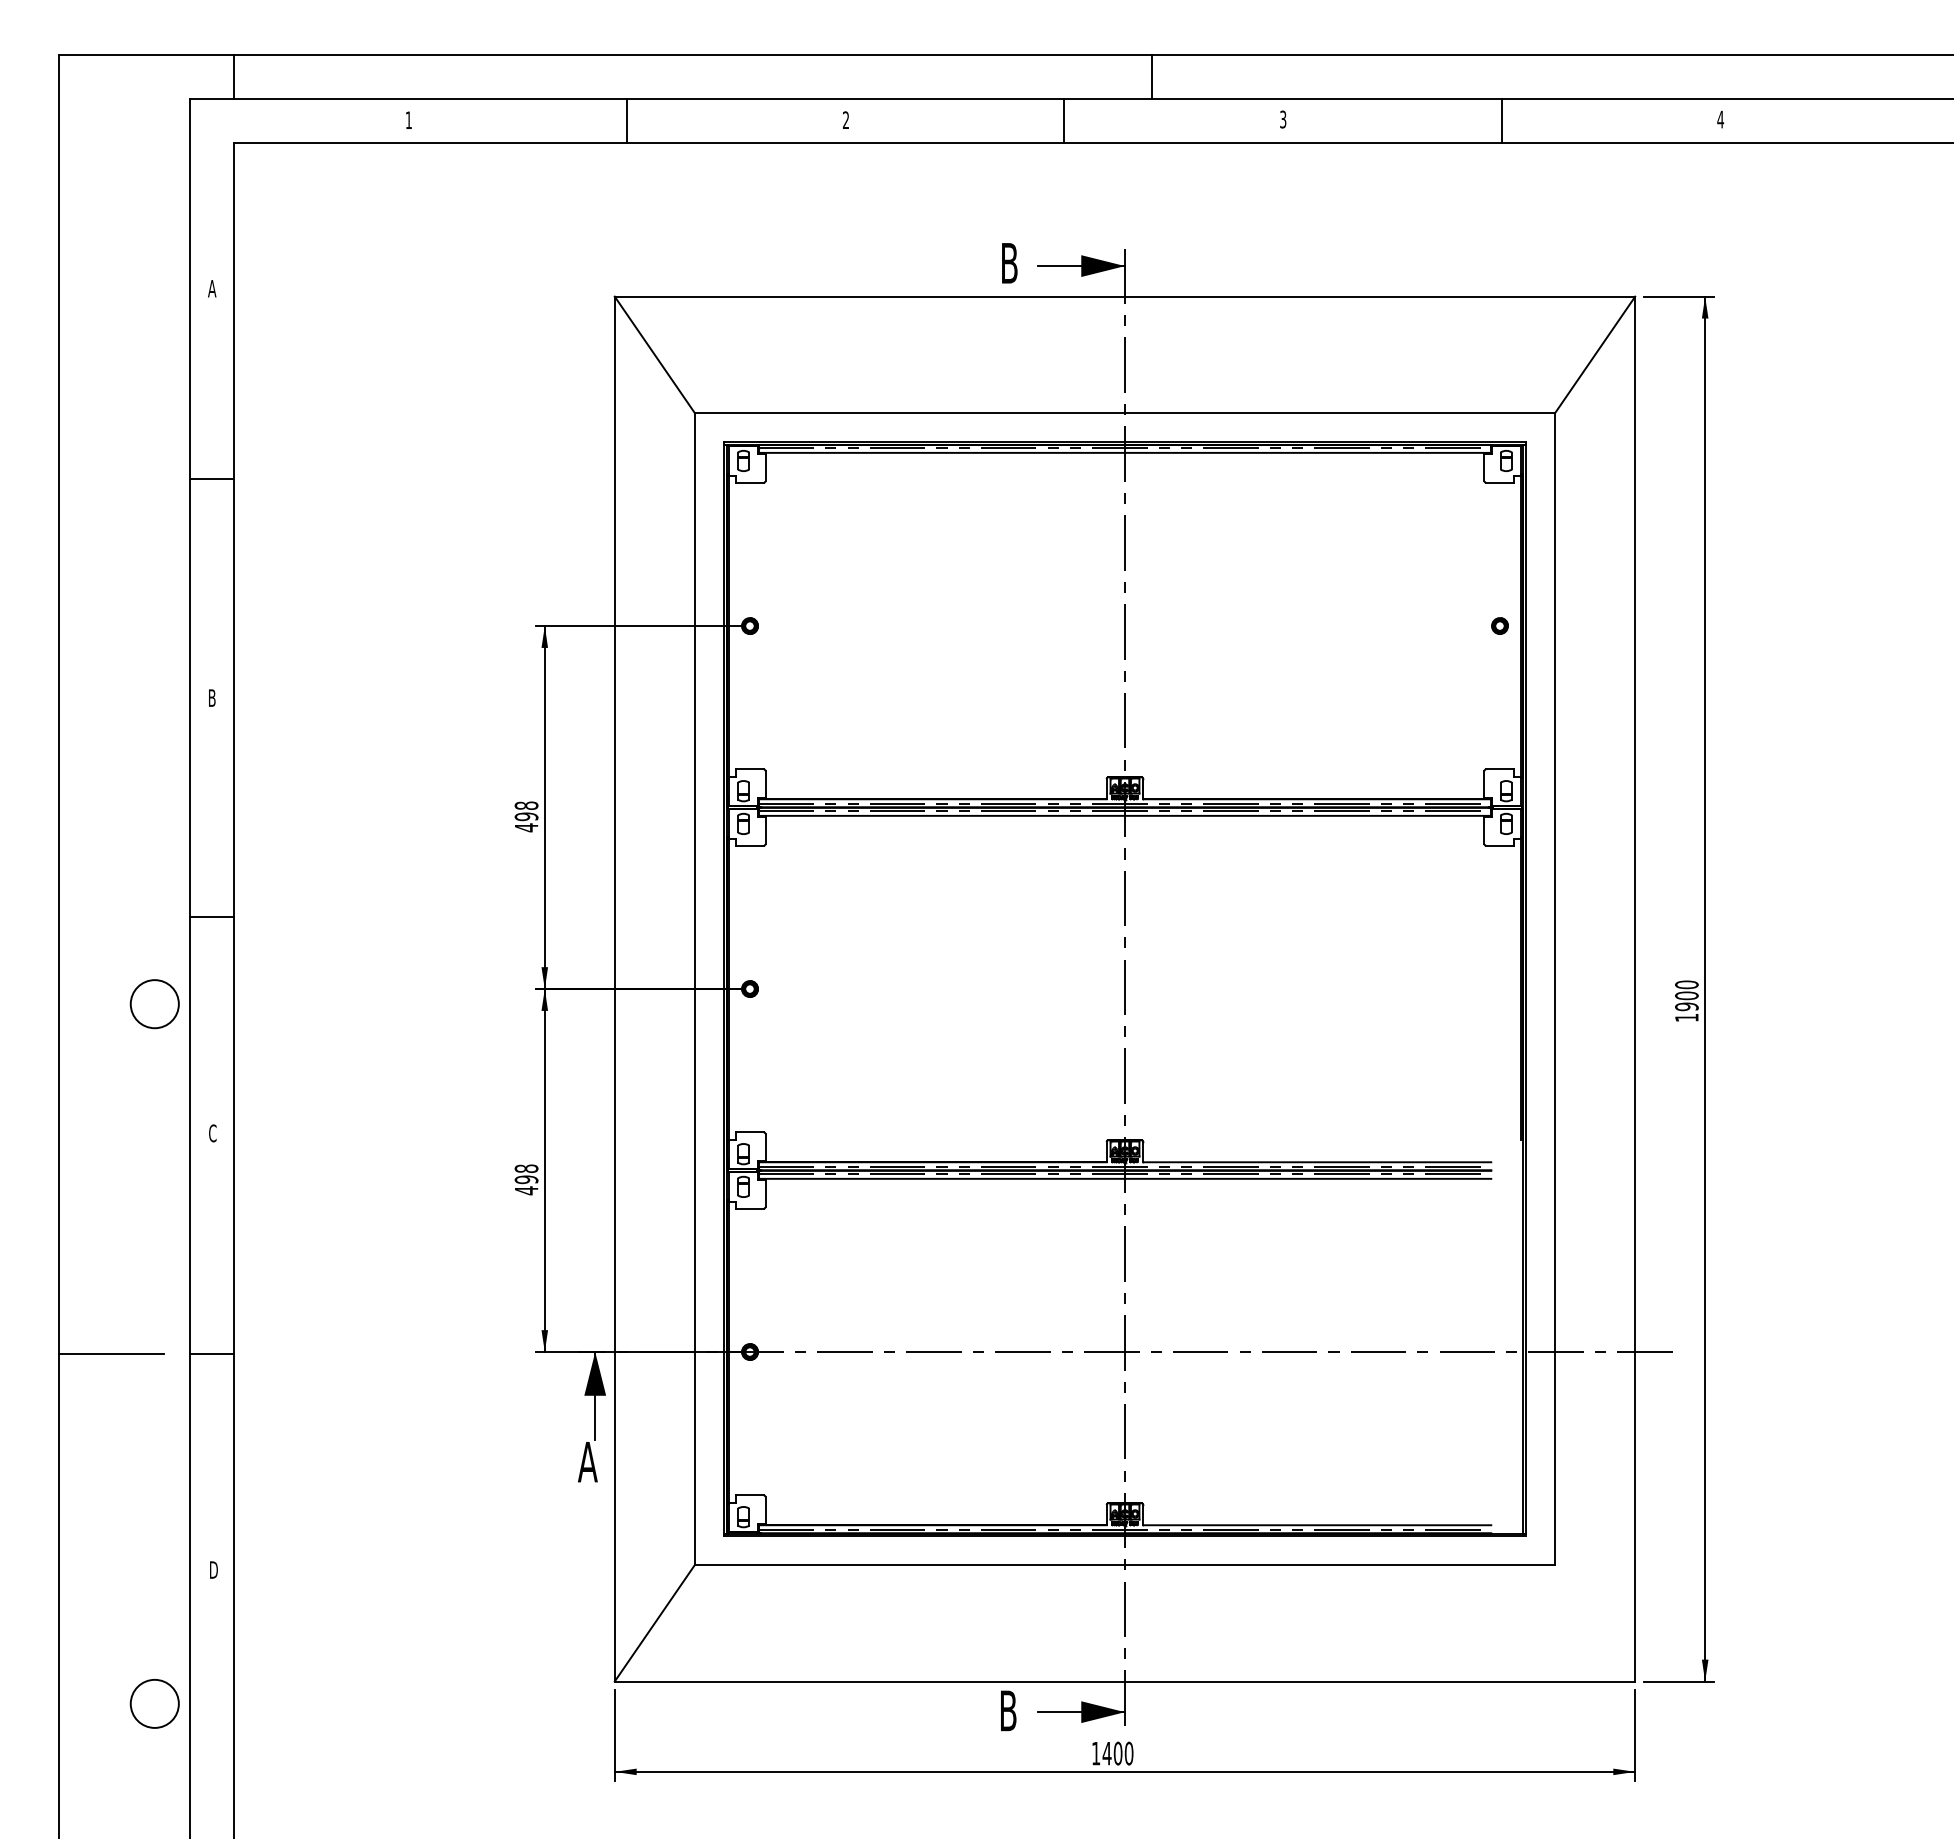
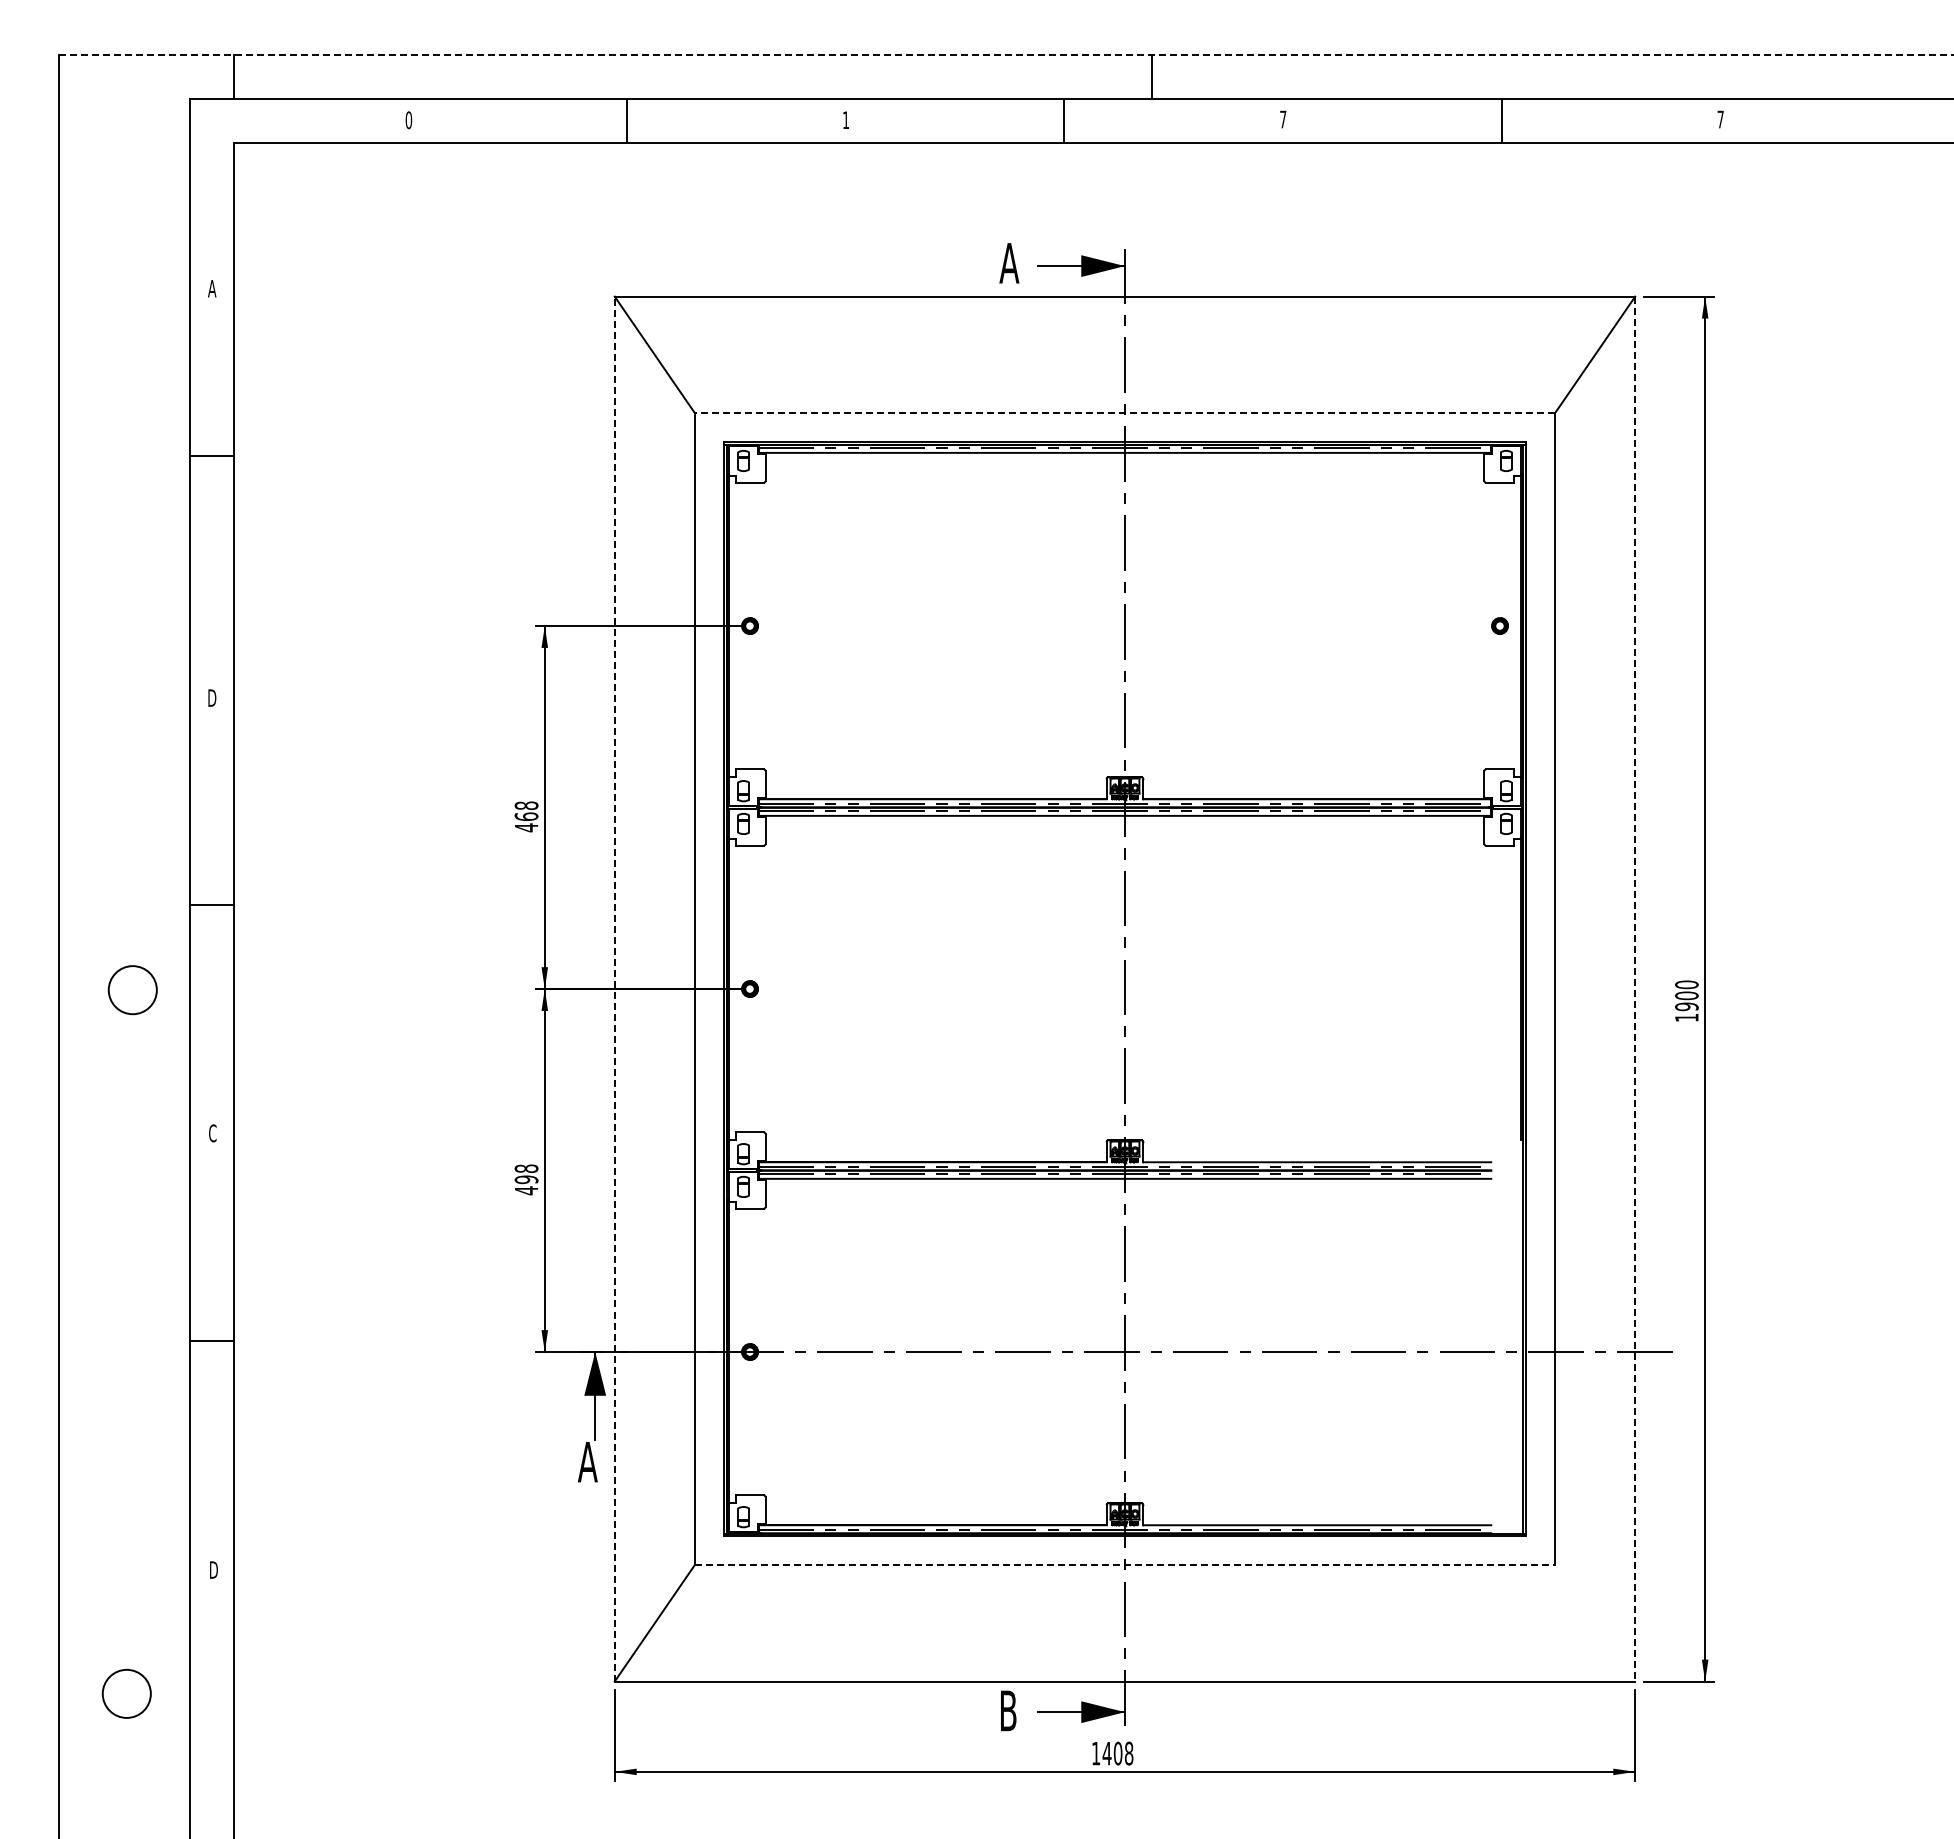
line: solid -> dashed (1006, 55)
text: 2 -> 1 (845, 119)
text: 3 -> 7 (1283, 119)
text: 4 -> 7 (1720, 119)
text: 1 -> 0 (408, 120)
text: B -> A (1009, 263)
line: solid -> dashed (1124, 413)
line position: (211, 479) -> (211, 456) (211, 456)
text: B -> D (212, 697)
text: 498 -> 468 (526, 816)
line position: (211, 916) -> (211, 904) (211, 904)
line: solid -> dashed (614, 988)
line: solid -> dashed (1635, 989)
circle position: (154, 1004) -> (132, 990) (132, 990)
line: present -> none (110, 1354)
line position: (211, 1354) -> (211, 1341) (211, 1341)
line: solid -> dashed (1125, 1564)
circle position: (154, 1703) -> (126, 1693) (126, 1693)
text: 1400 -> 1408 (1128, 1753)
